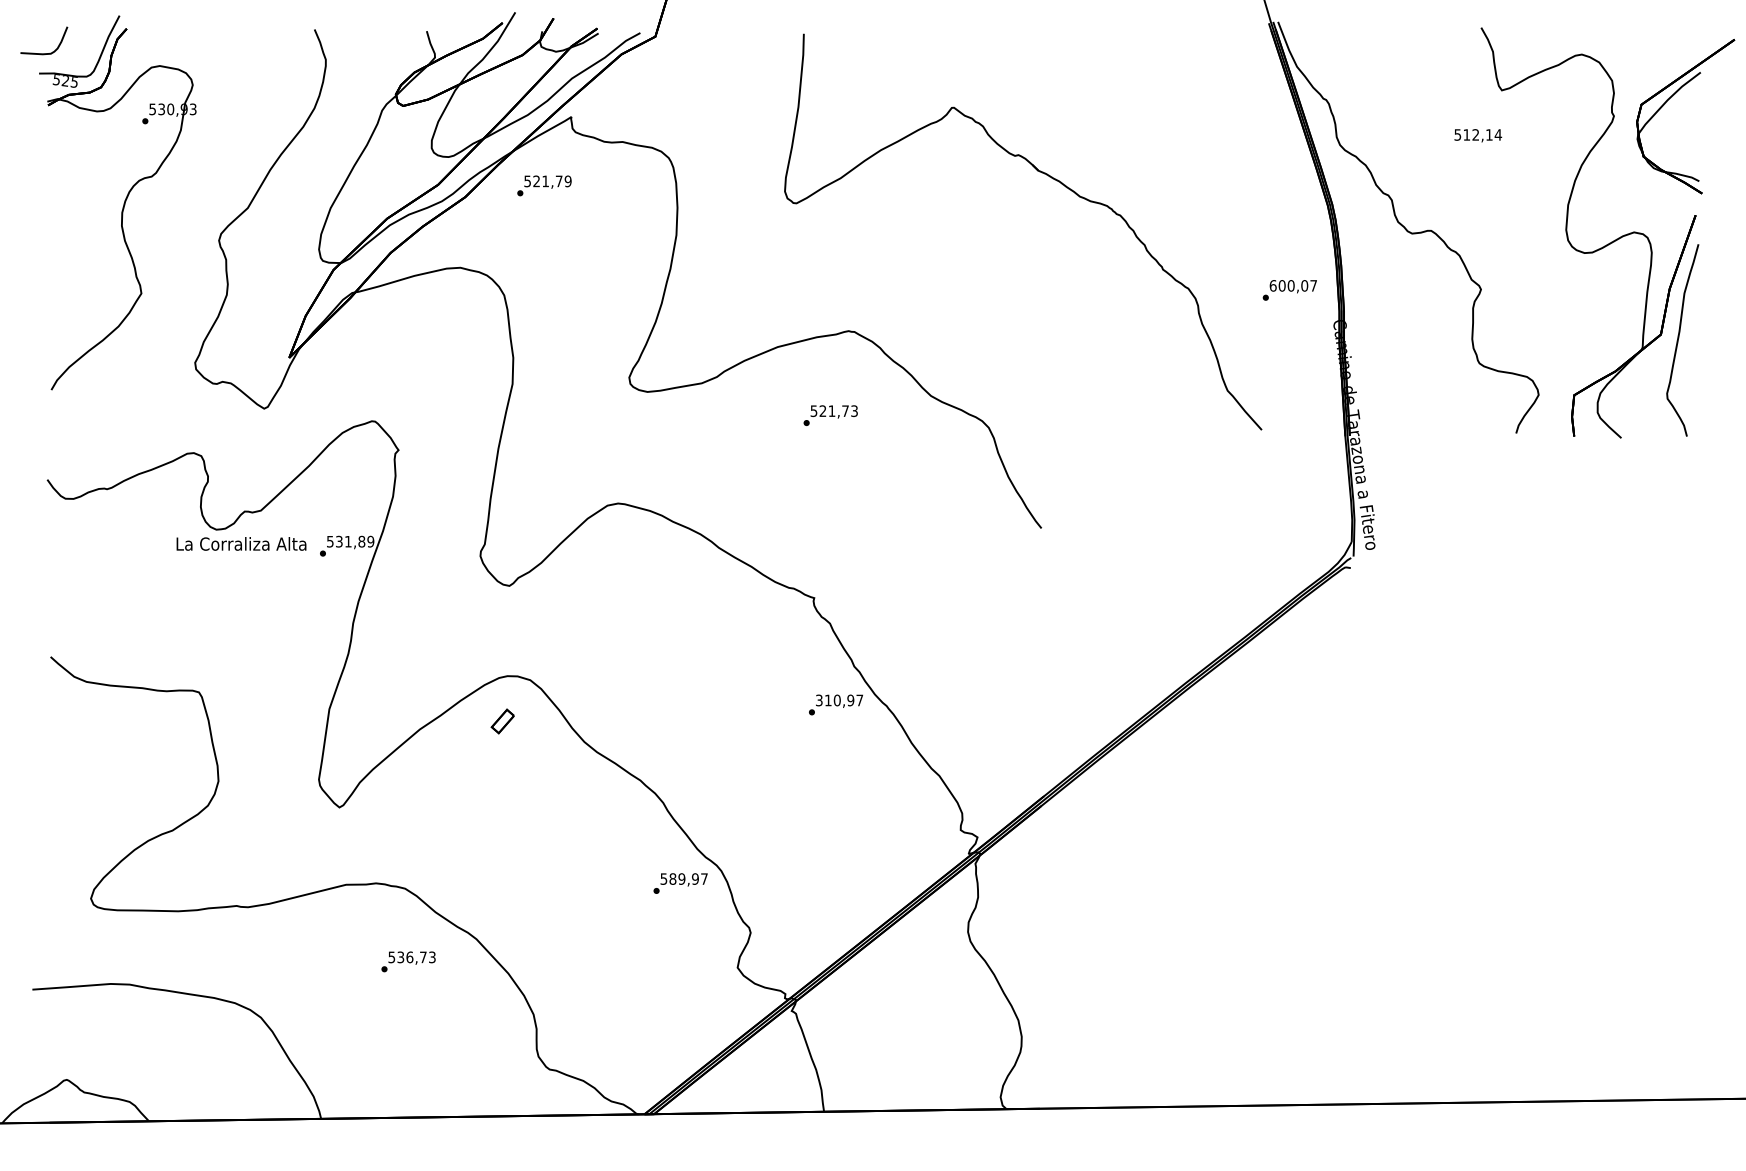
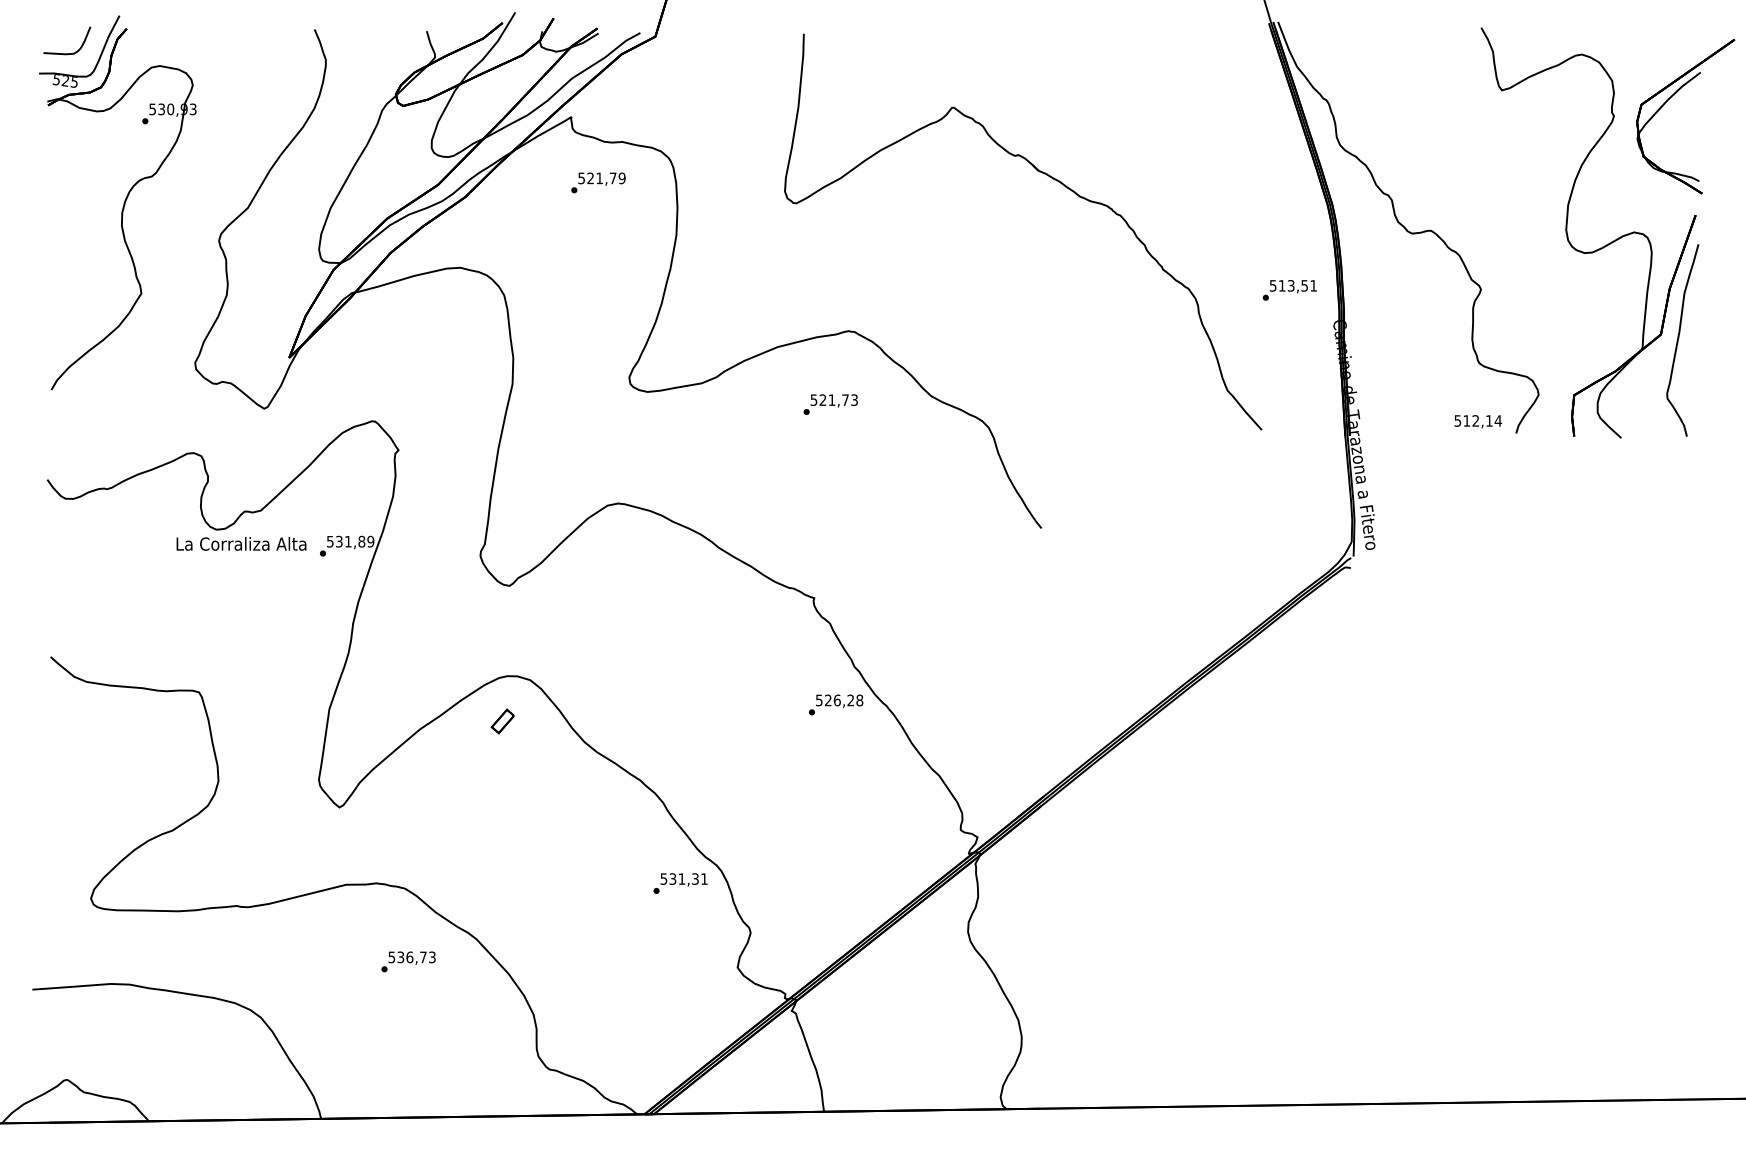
curve position: (44, 53) -> (67, 53) (67, 53)
text position: (1478, 135) -> (1478, 421) (1478, 421)
text position: (544, 185) -> (598, 182) (598, 182)
text: 600,07 -> 513,51 (1292, 285)
text position: (830, 415) -> (830, 404) (830, 404)
text: 310,97 -> 526,28 (839, 700)
text: 589,97 -> 531,31 (688, 878)
